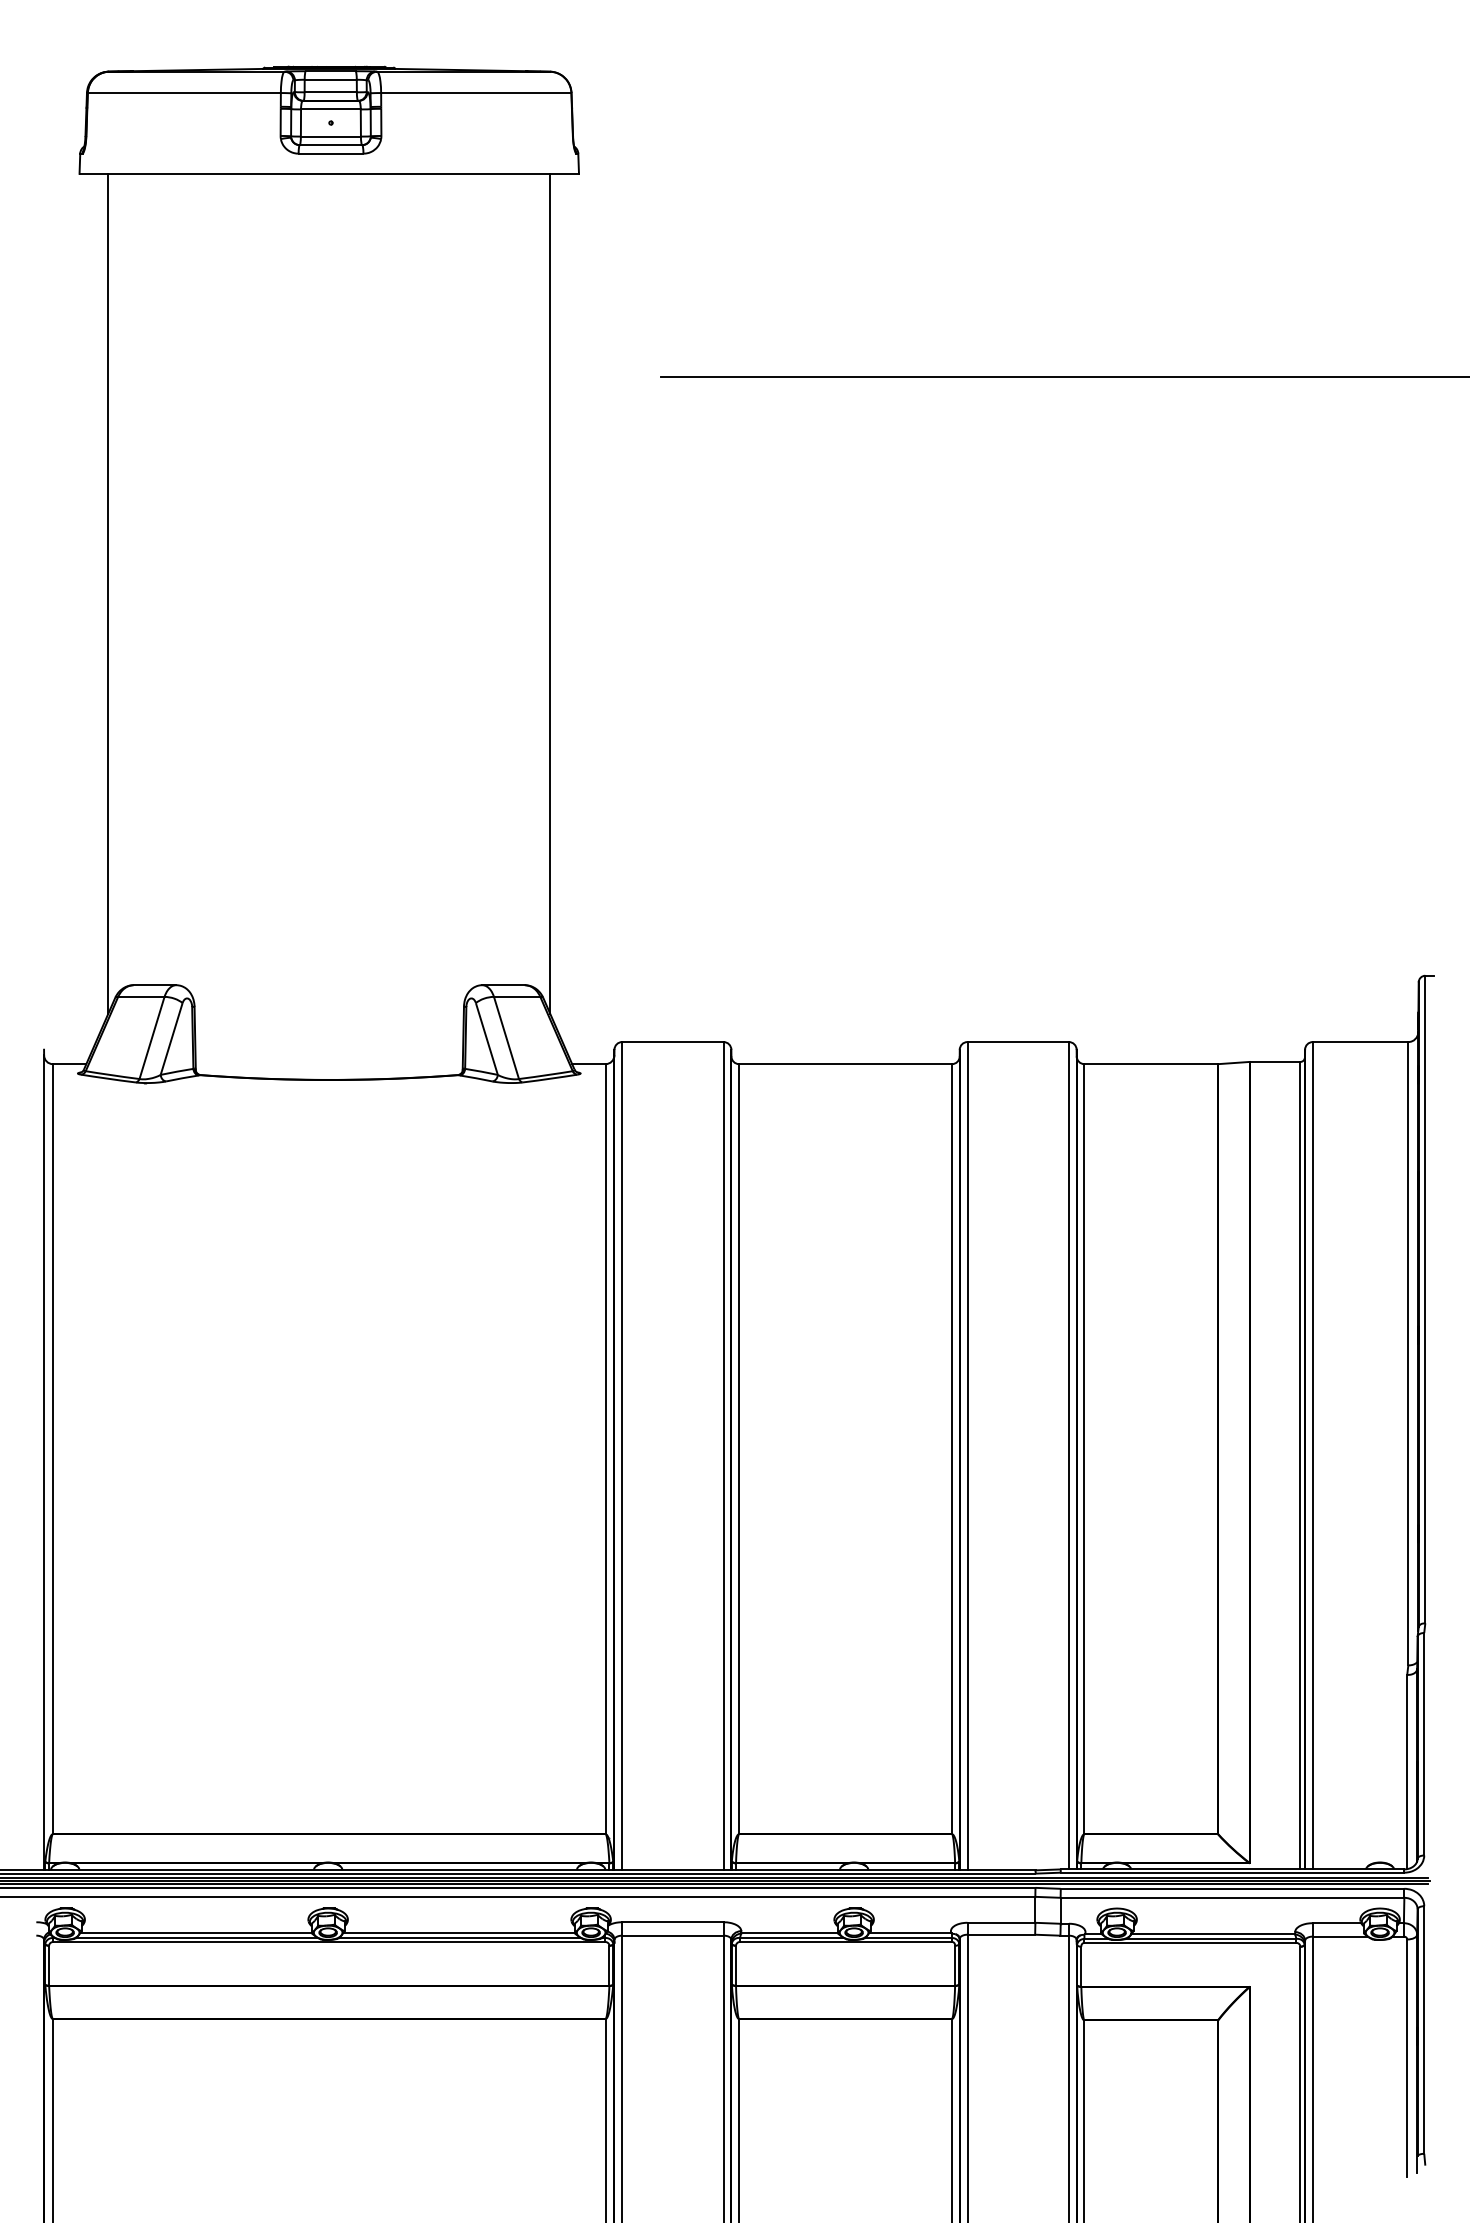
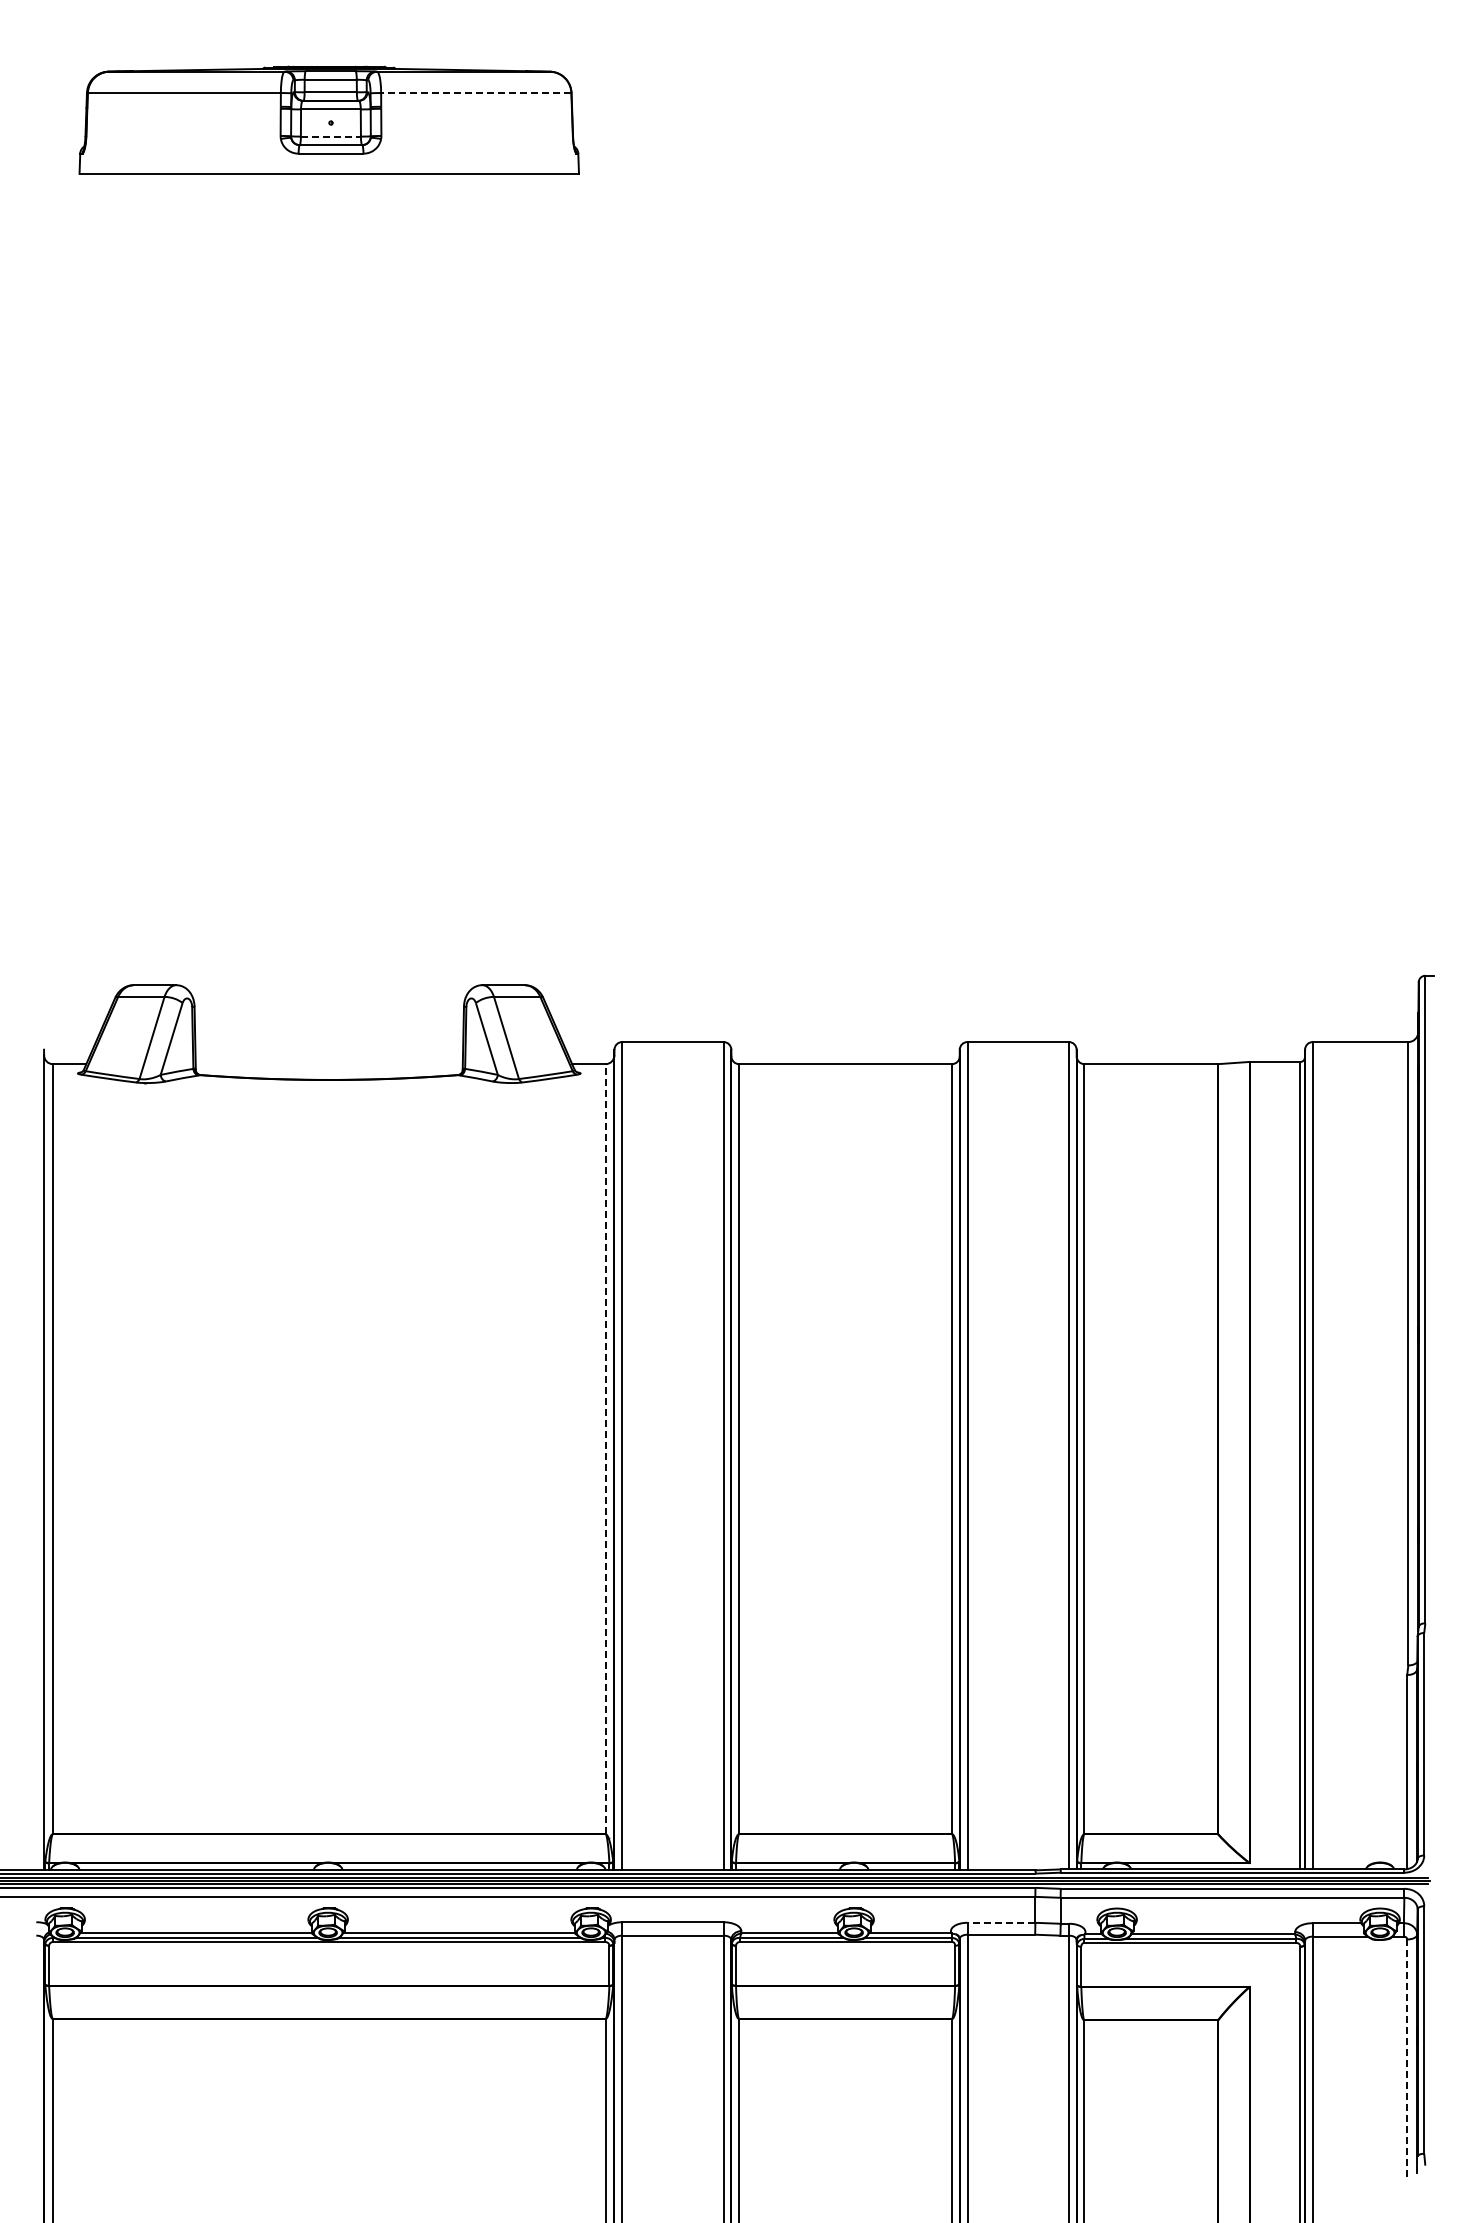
line: solid -> dashed (475, 93)
line: solid -> dashed (331, 136)
line: present -> none (1063, 376)
line: present -> none (108, 593)
line: present -> none (550, 593)
line: solid -> dashed (605, 1448)
line: solid -> dashed (1001, 1922)
line: solid -> dashed (1407, 2058)
